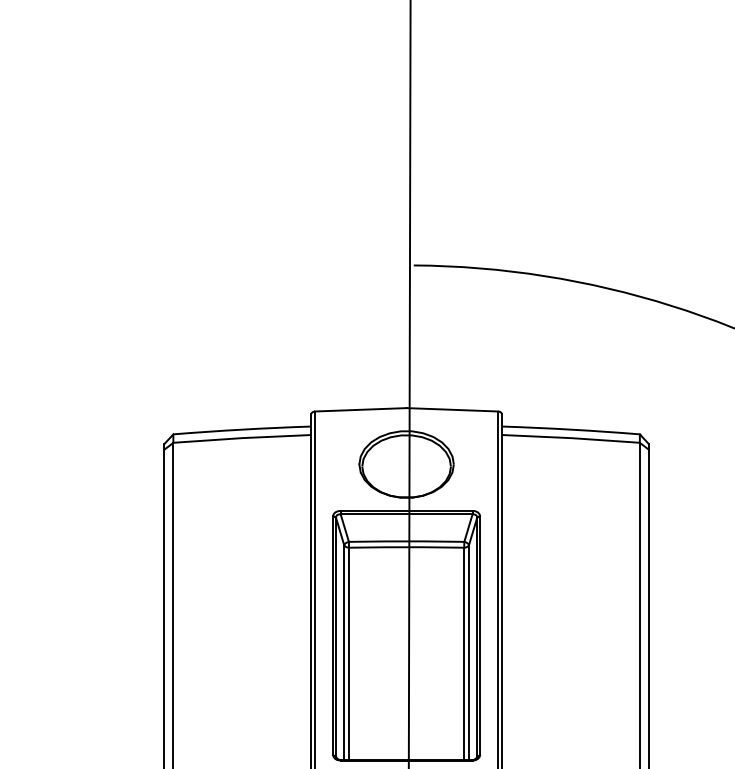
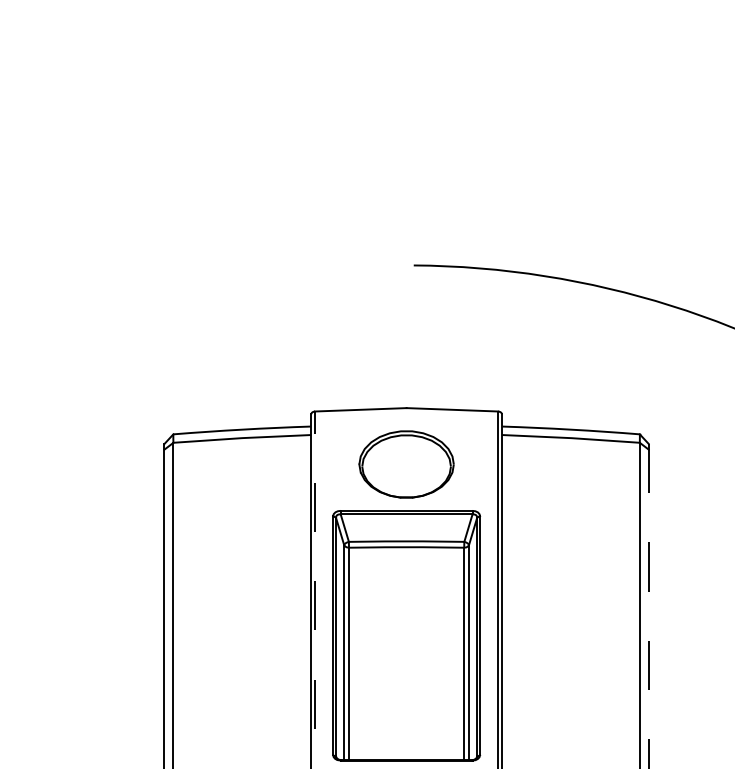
line: present -> none (409, 383)
line: solid -> dashed (315, 589)
line: solid -> dashed (648, 606)
